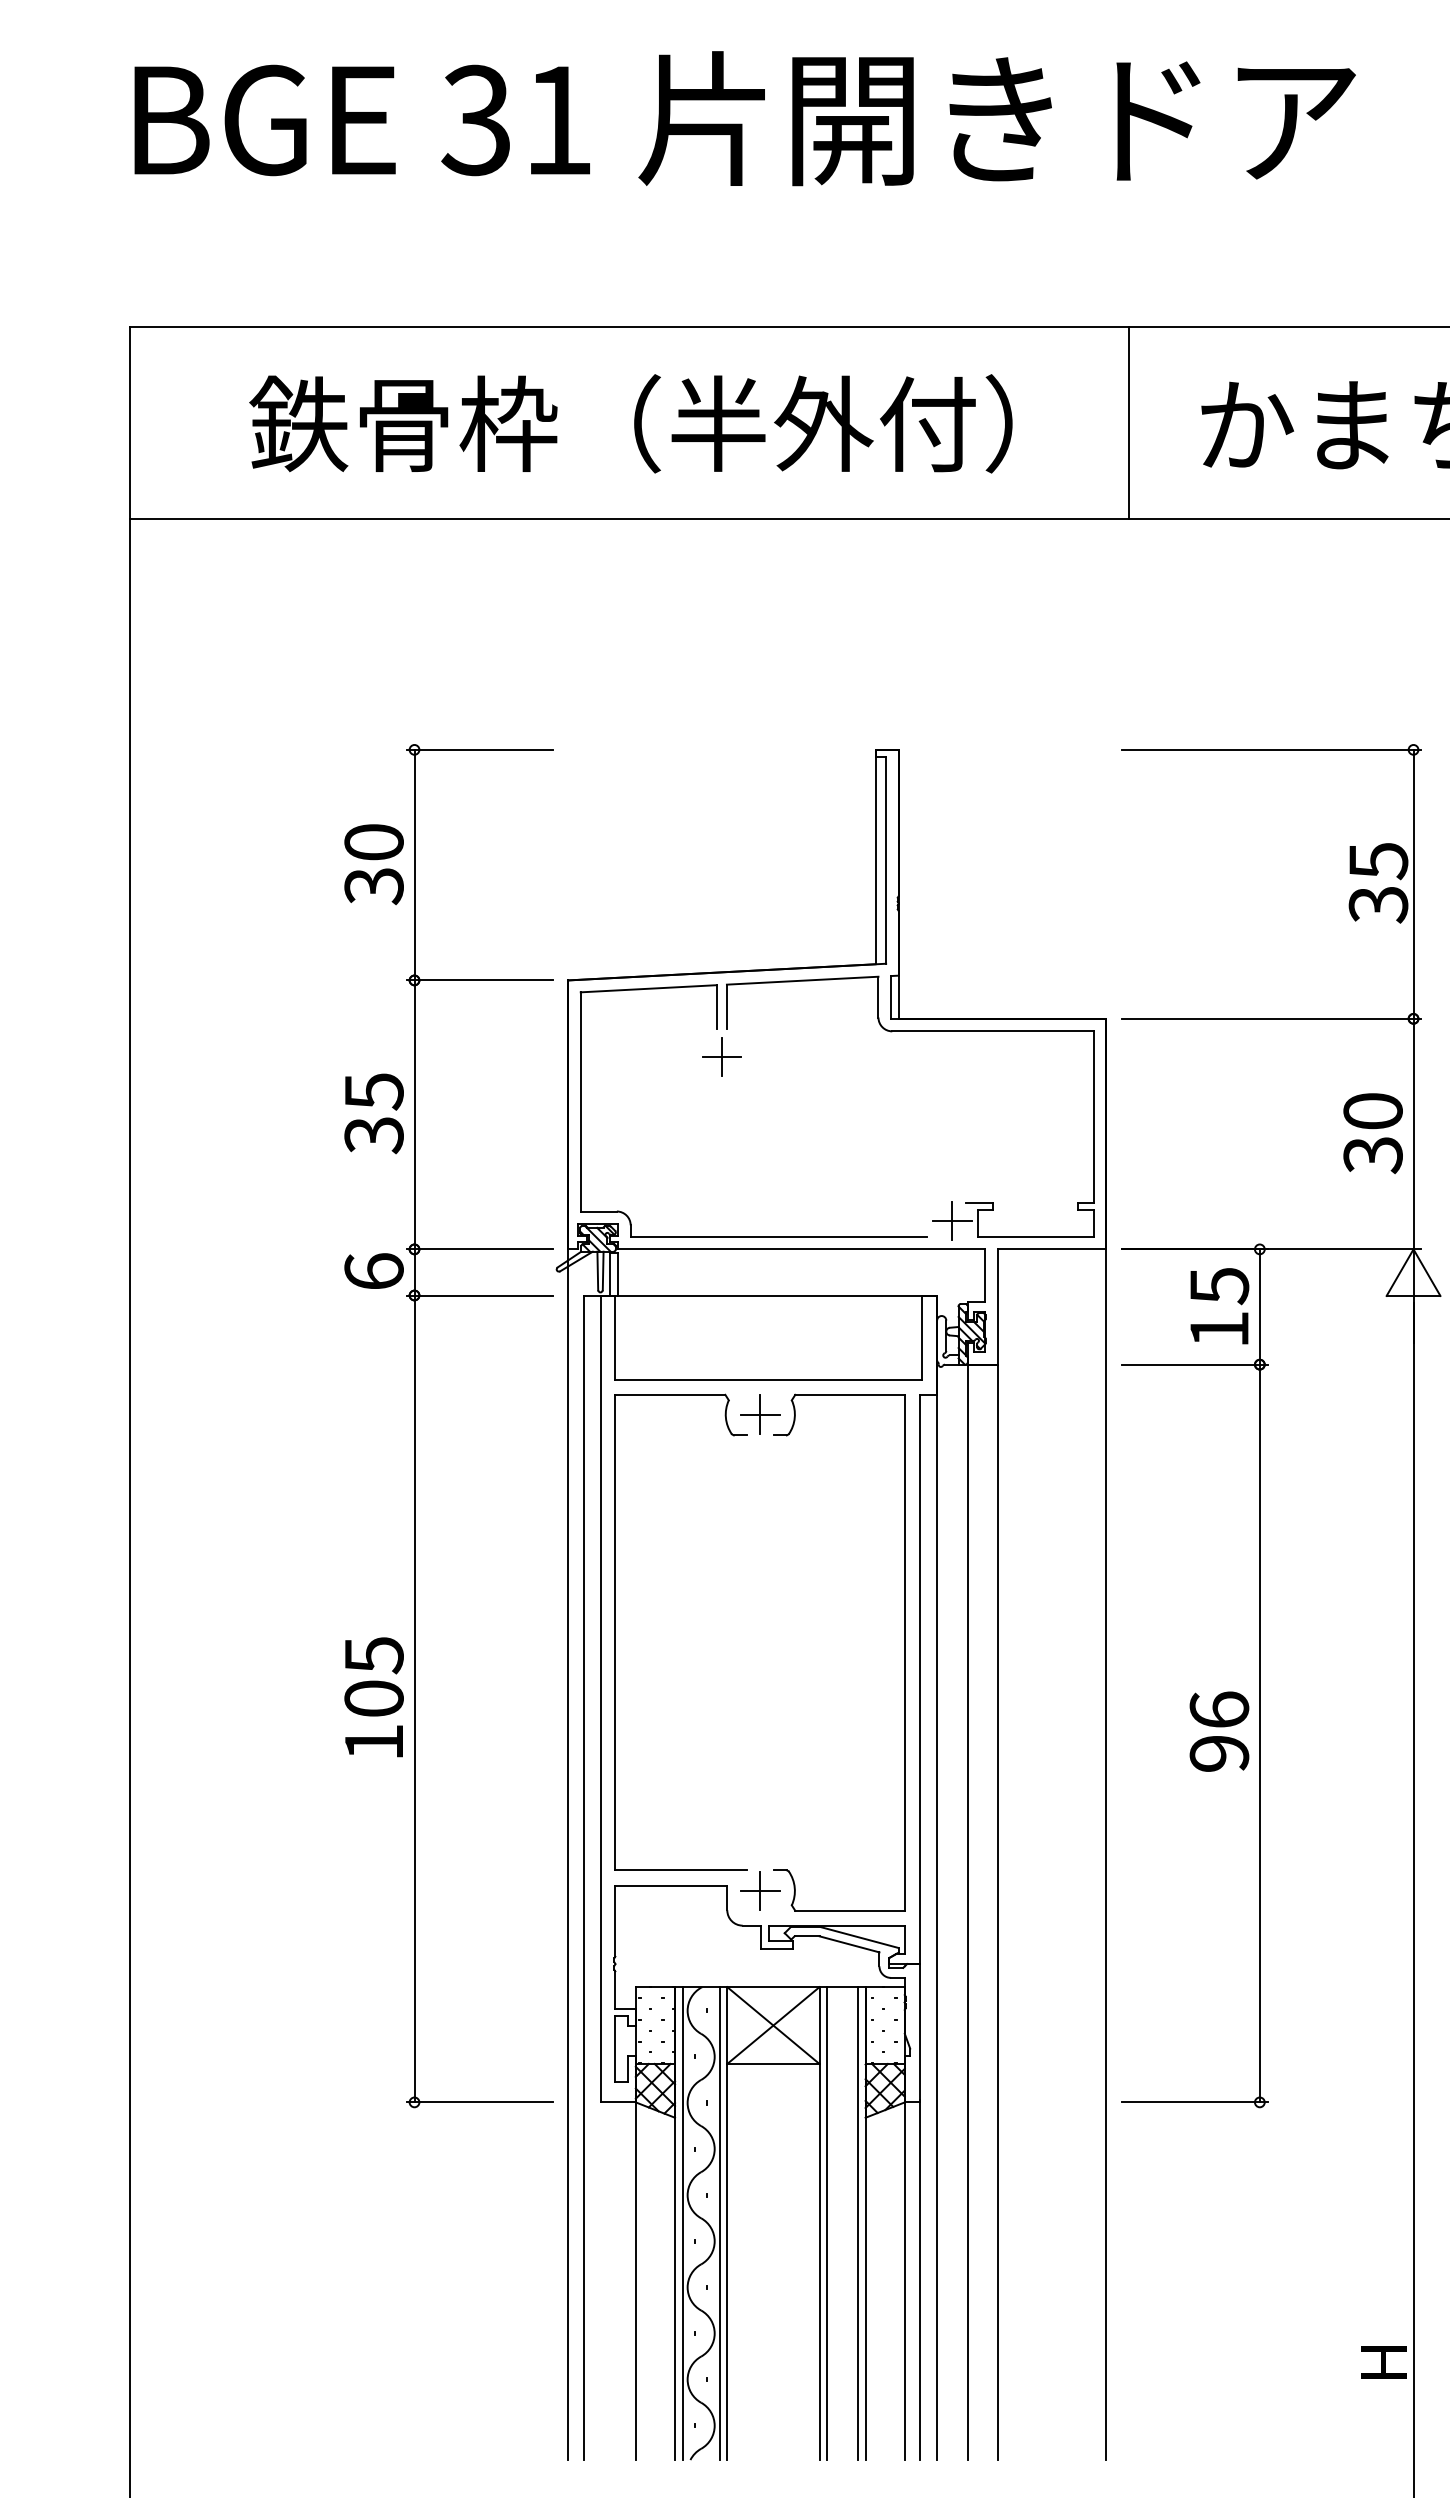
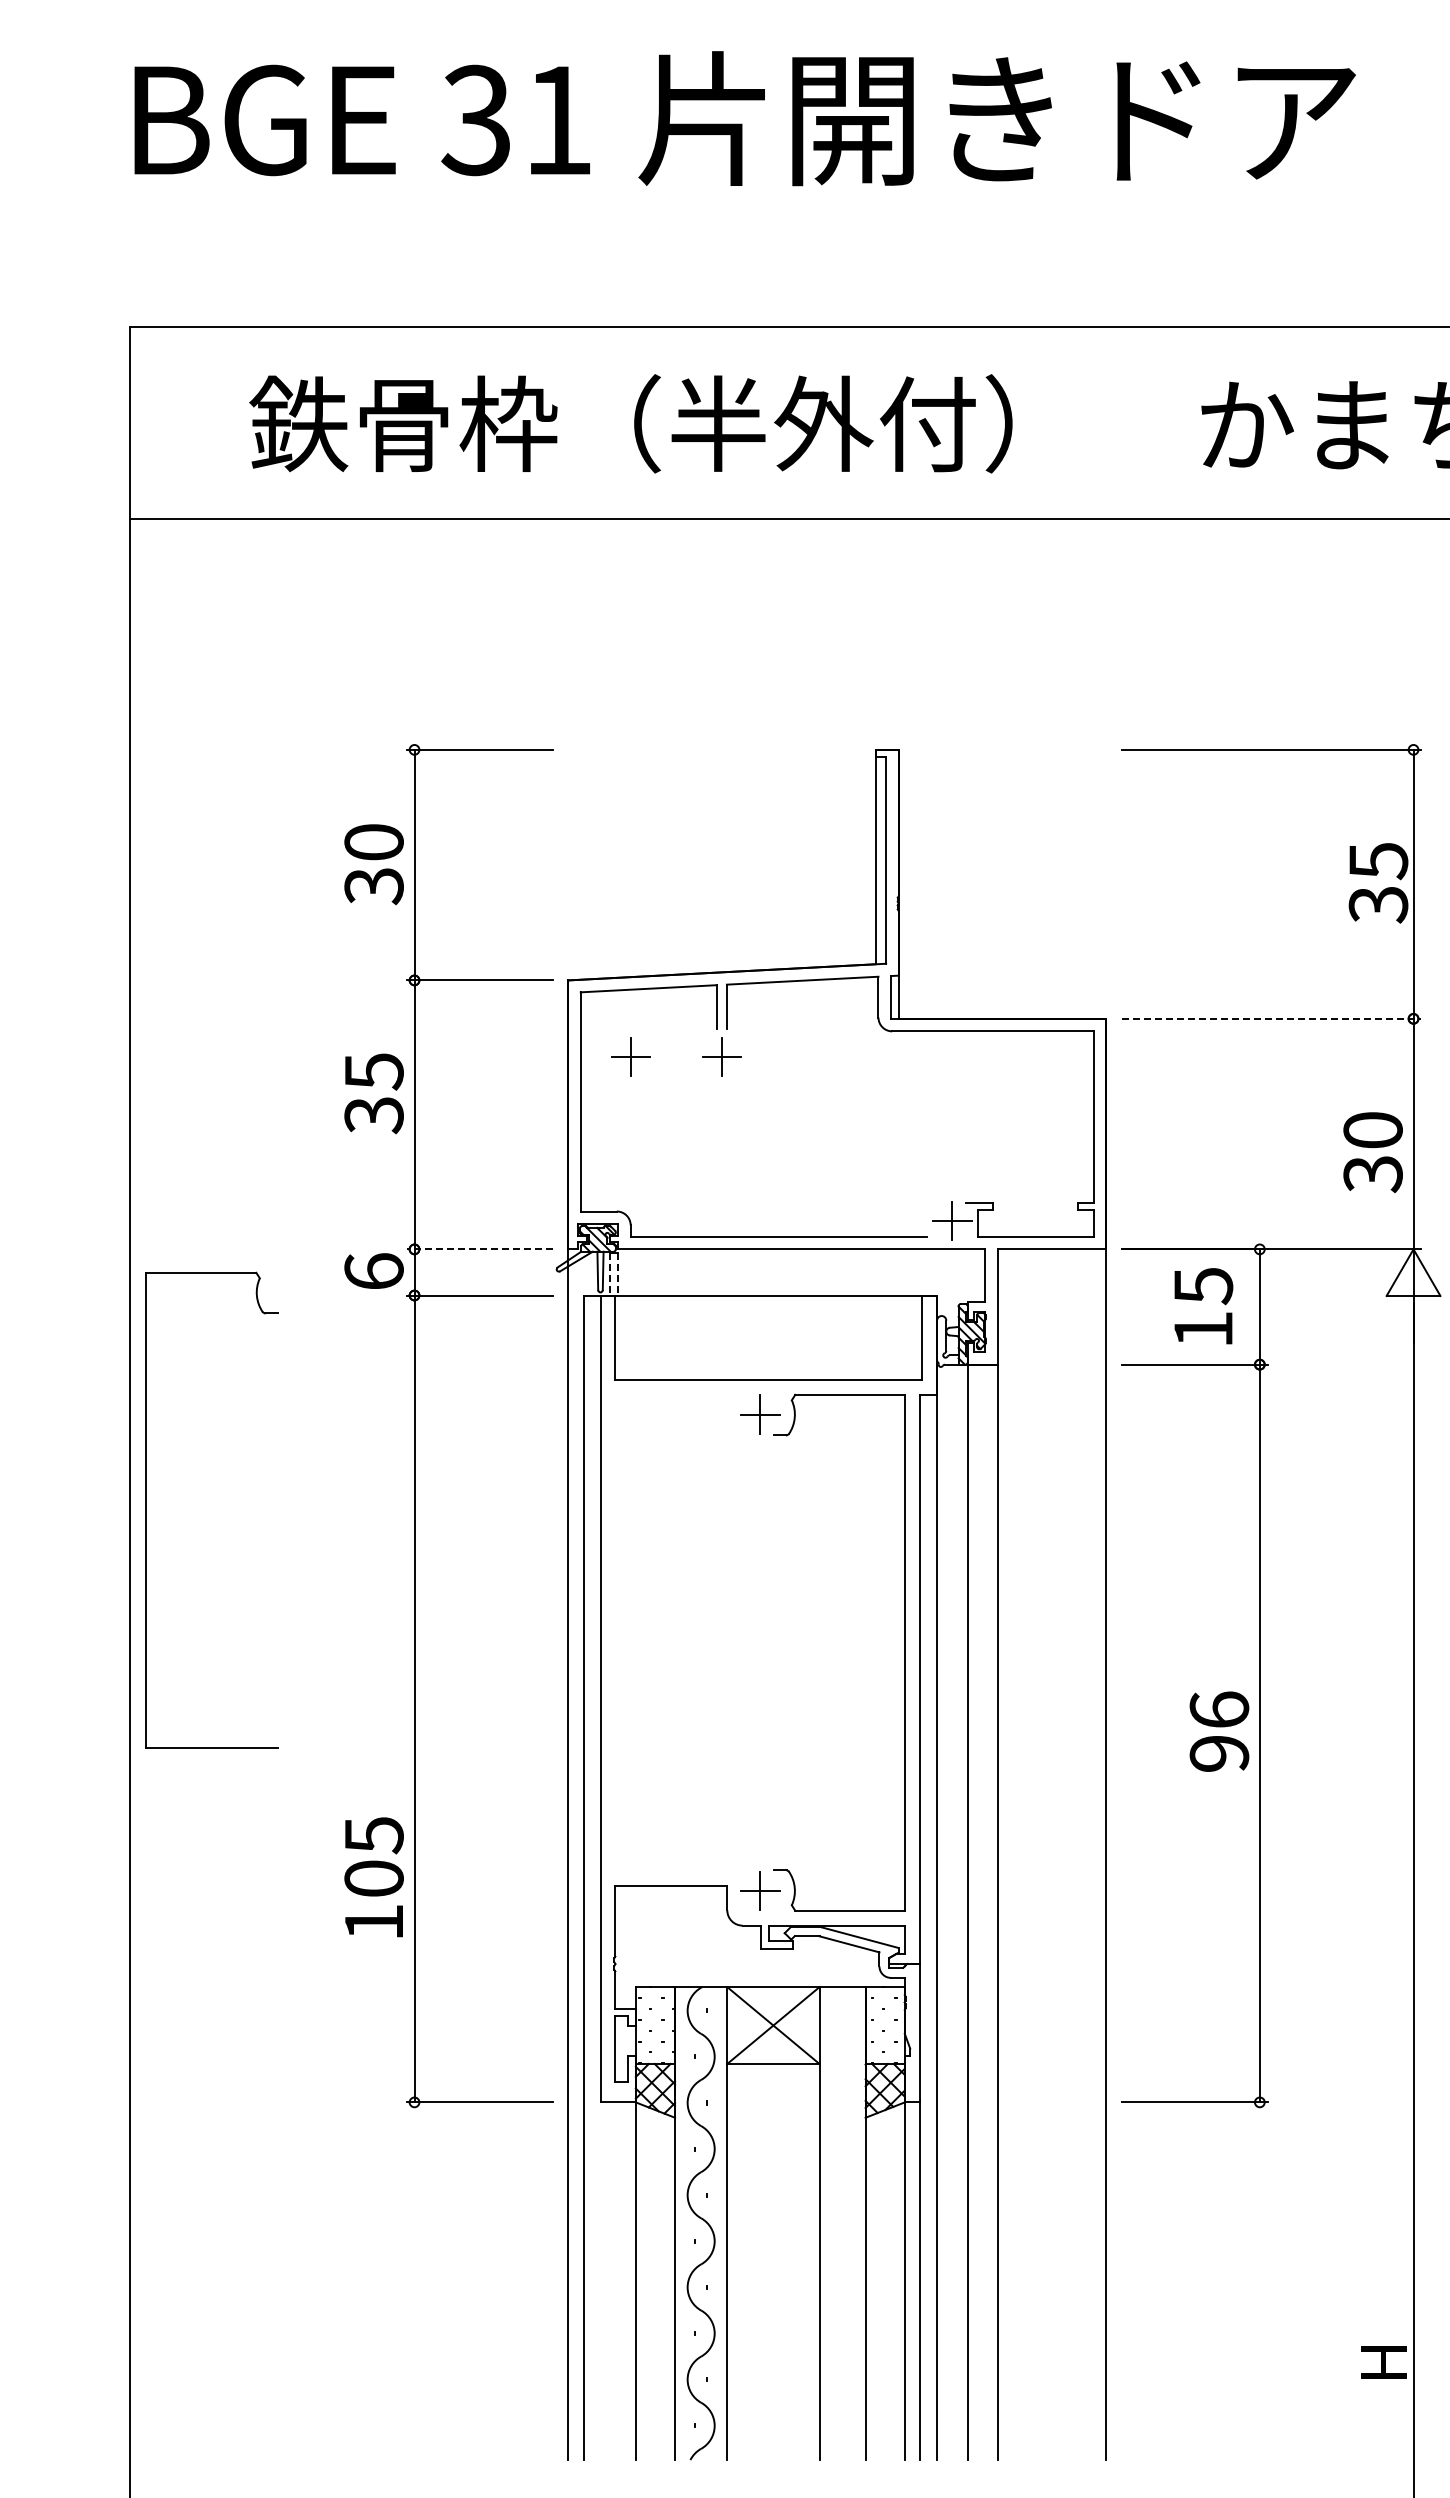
line: present -> none (1129, 423)
line: solid -> dashed (1271, 1018)
part: none -> present (630, 1056)
text position: (373, 1113) -> (373, 1093) (373, 1093)
text position: (1372, 1133) -> (1372, 1152) (1372, 1152)
line: solid -> dashed (479, 1249)
line: solid -> dashed (610, 1274)
line: solid -> dashed (618, 1274)
text position: (1219, 1306) -> (1203, 1306) (1203, 1306)
part position: (615, 1631) -> (146, 1509) (146, 1509)
text position: (373, 1697) -> (373, 1877) (373, 1877)
line: present -> none (682, 2223)
line: present -> none (719, 2223)
line: present -> none (827, 2223)
line: present -> none (857, 2223)
